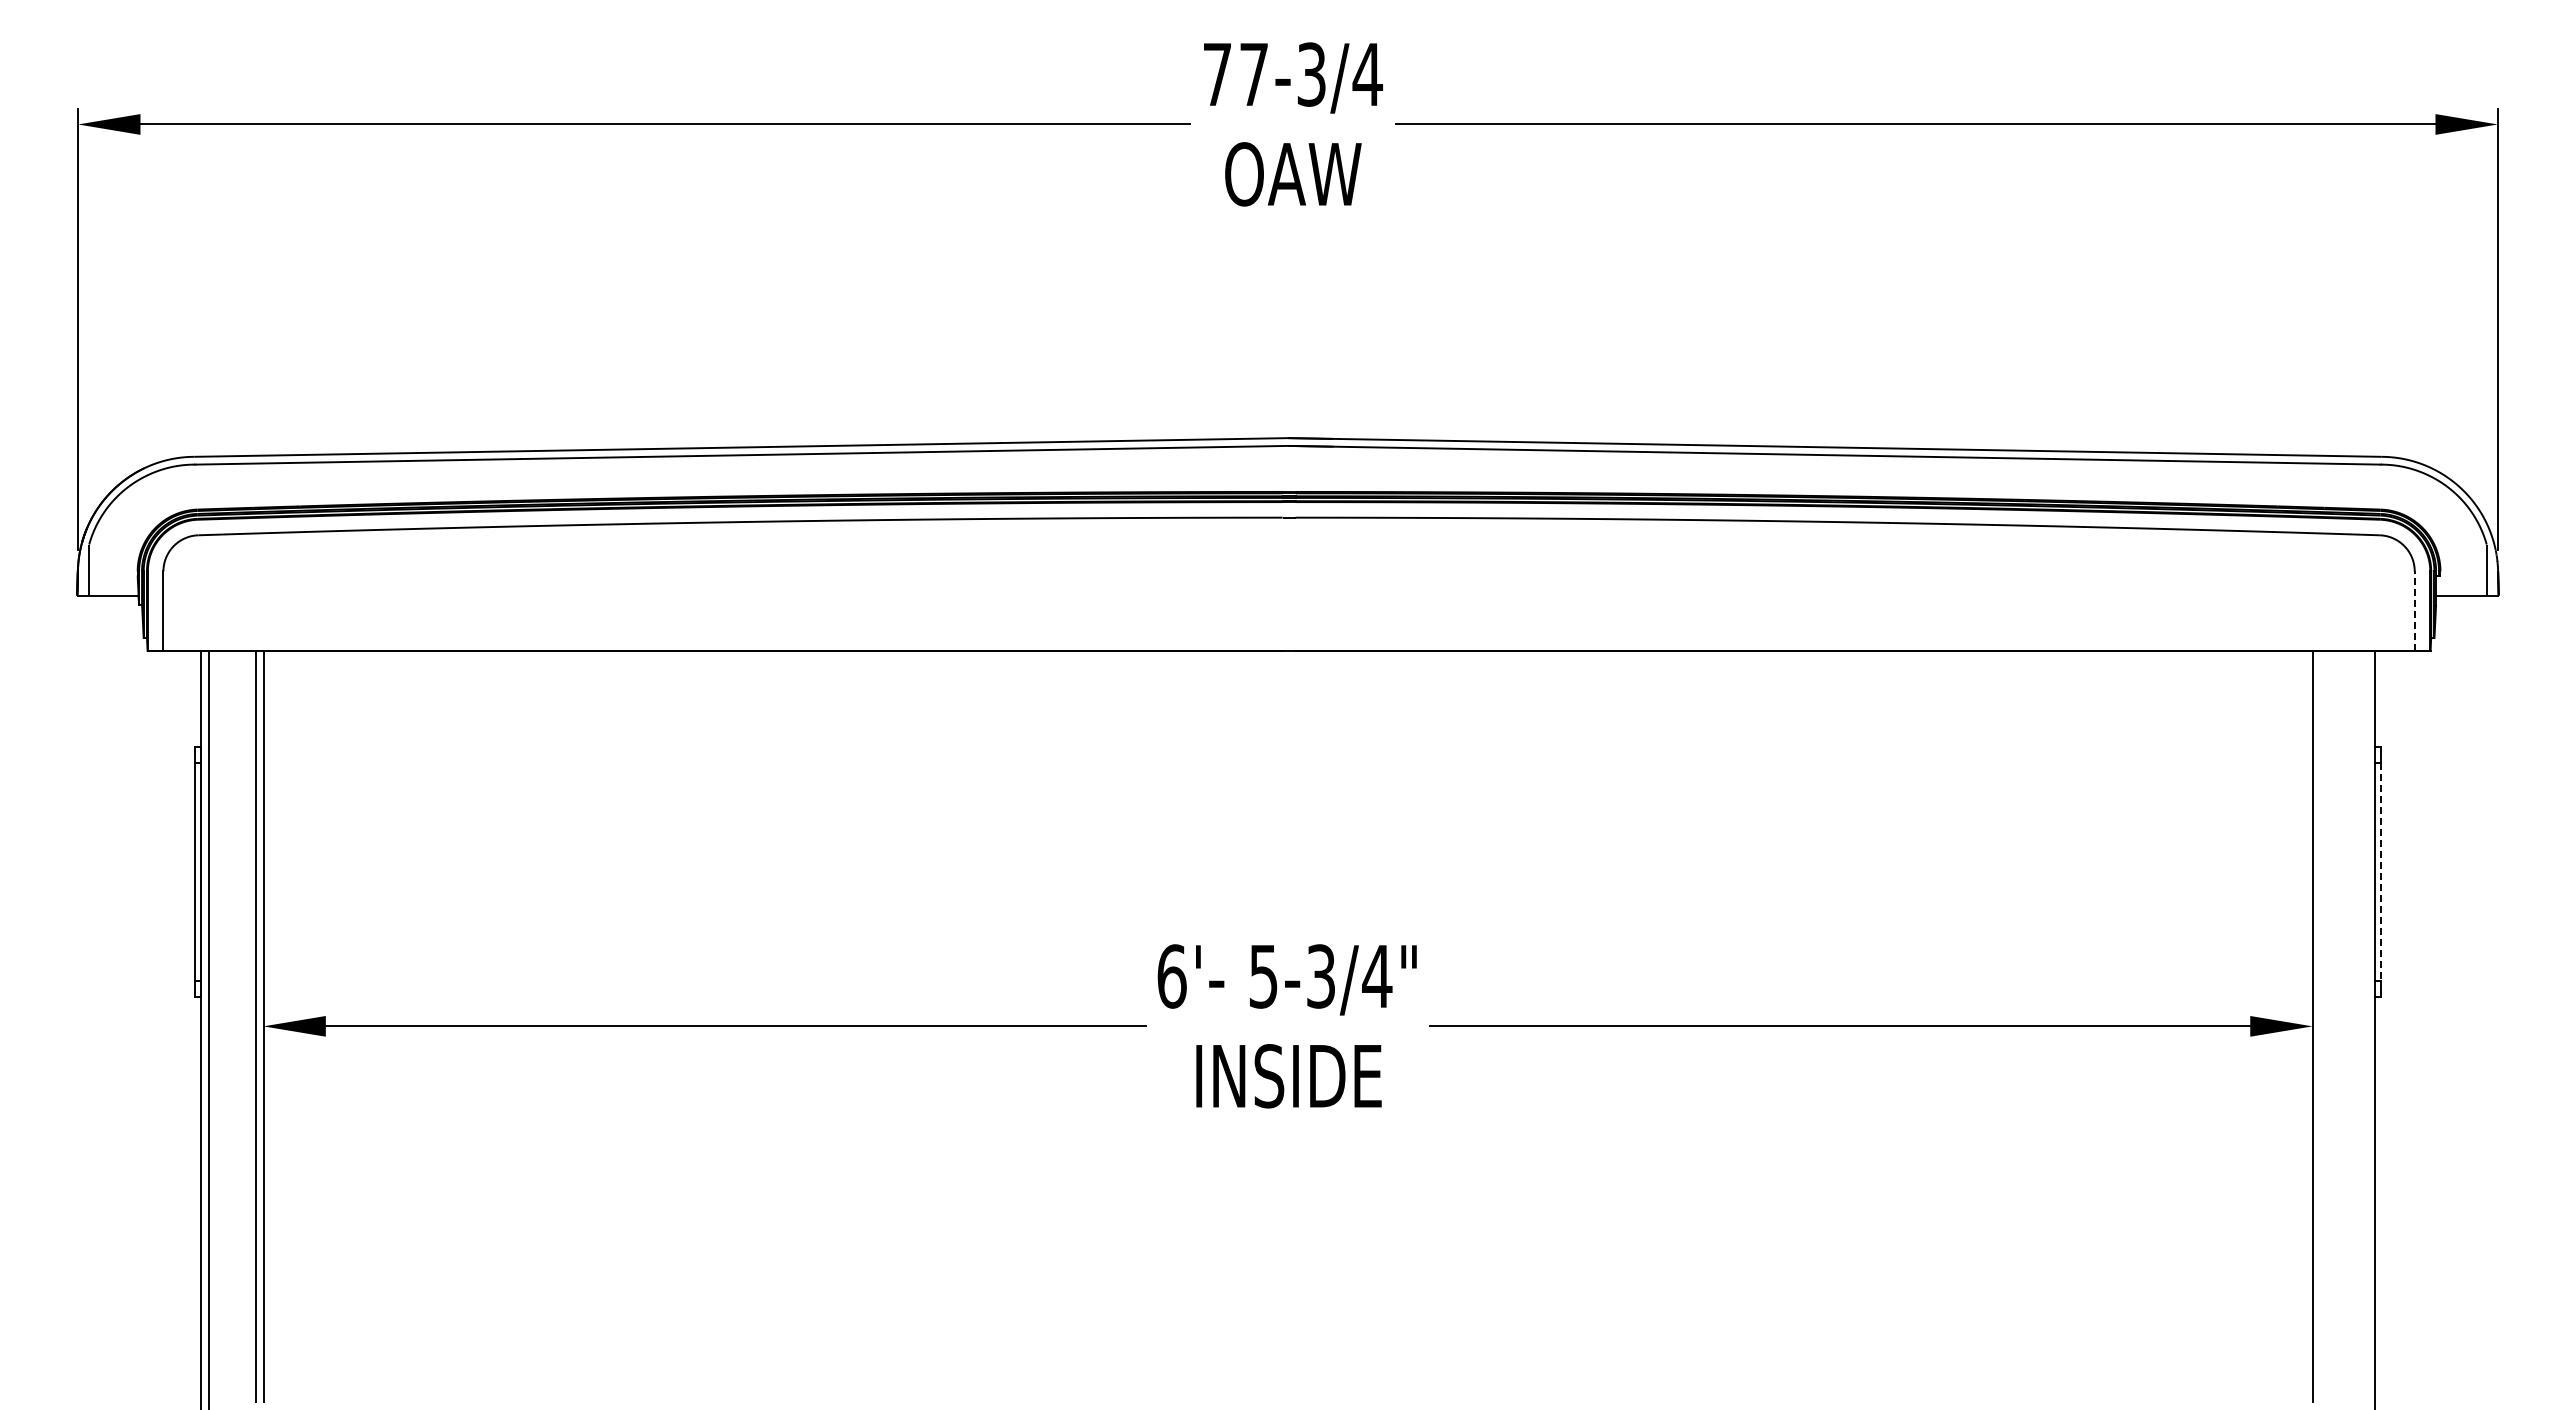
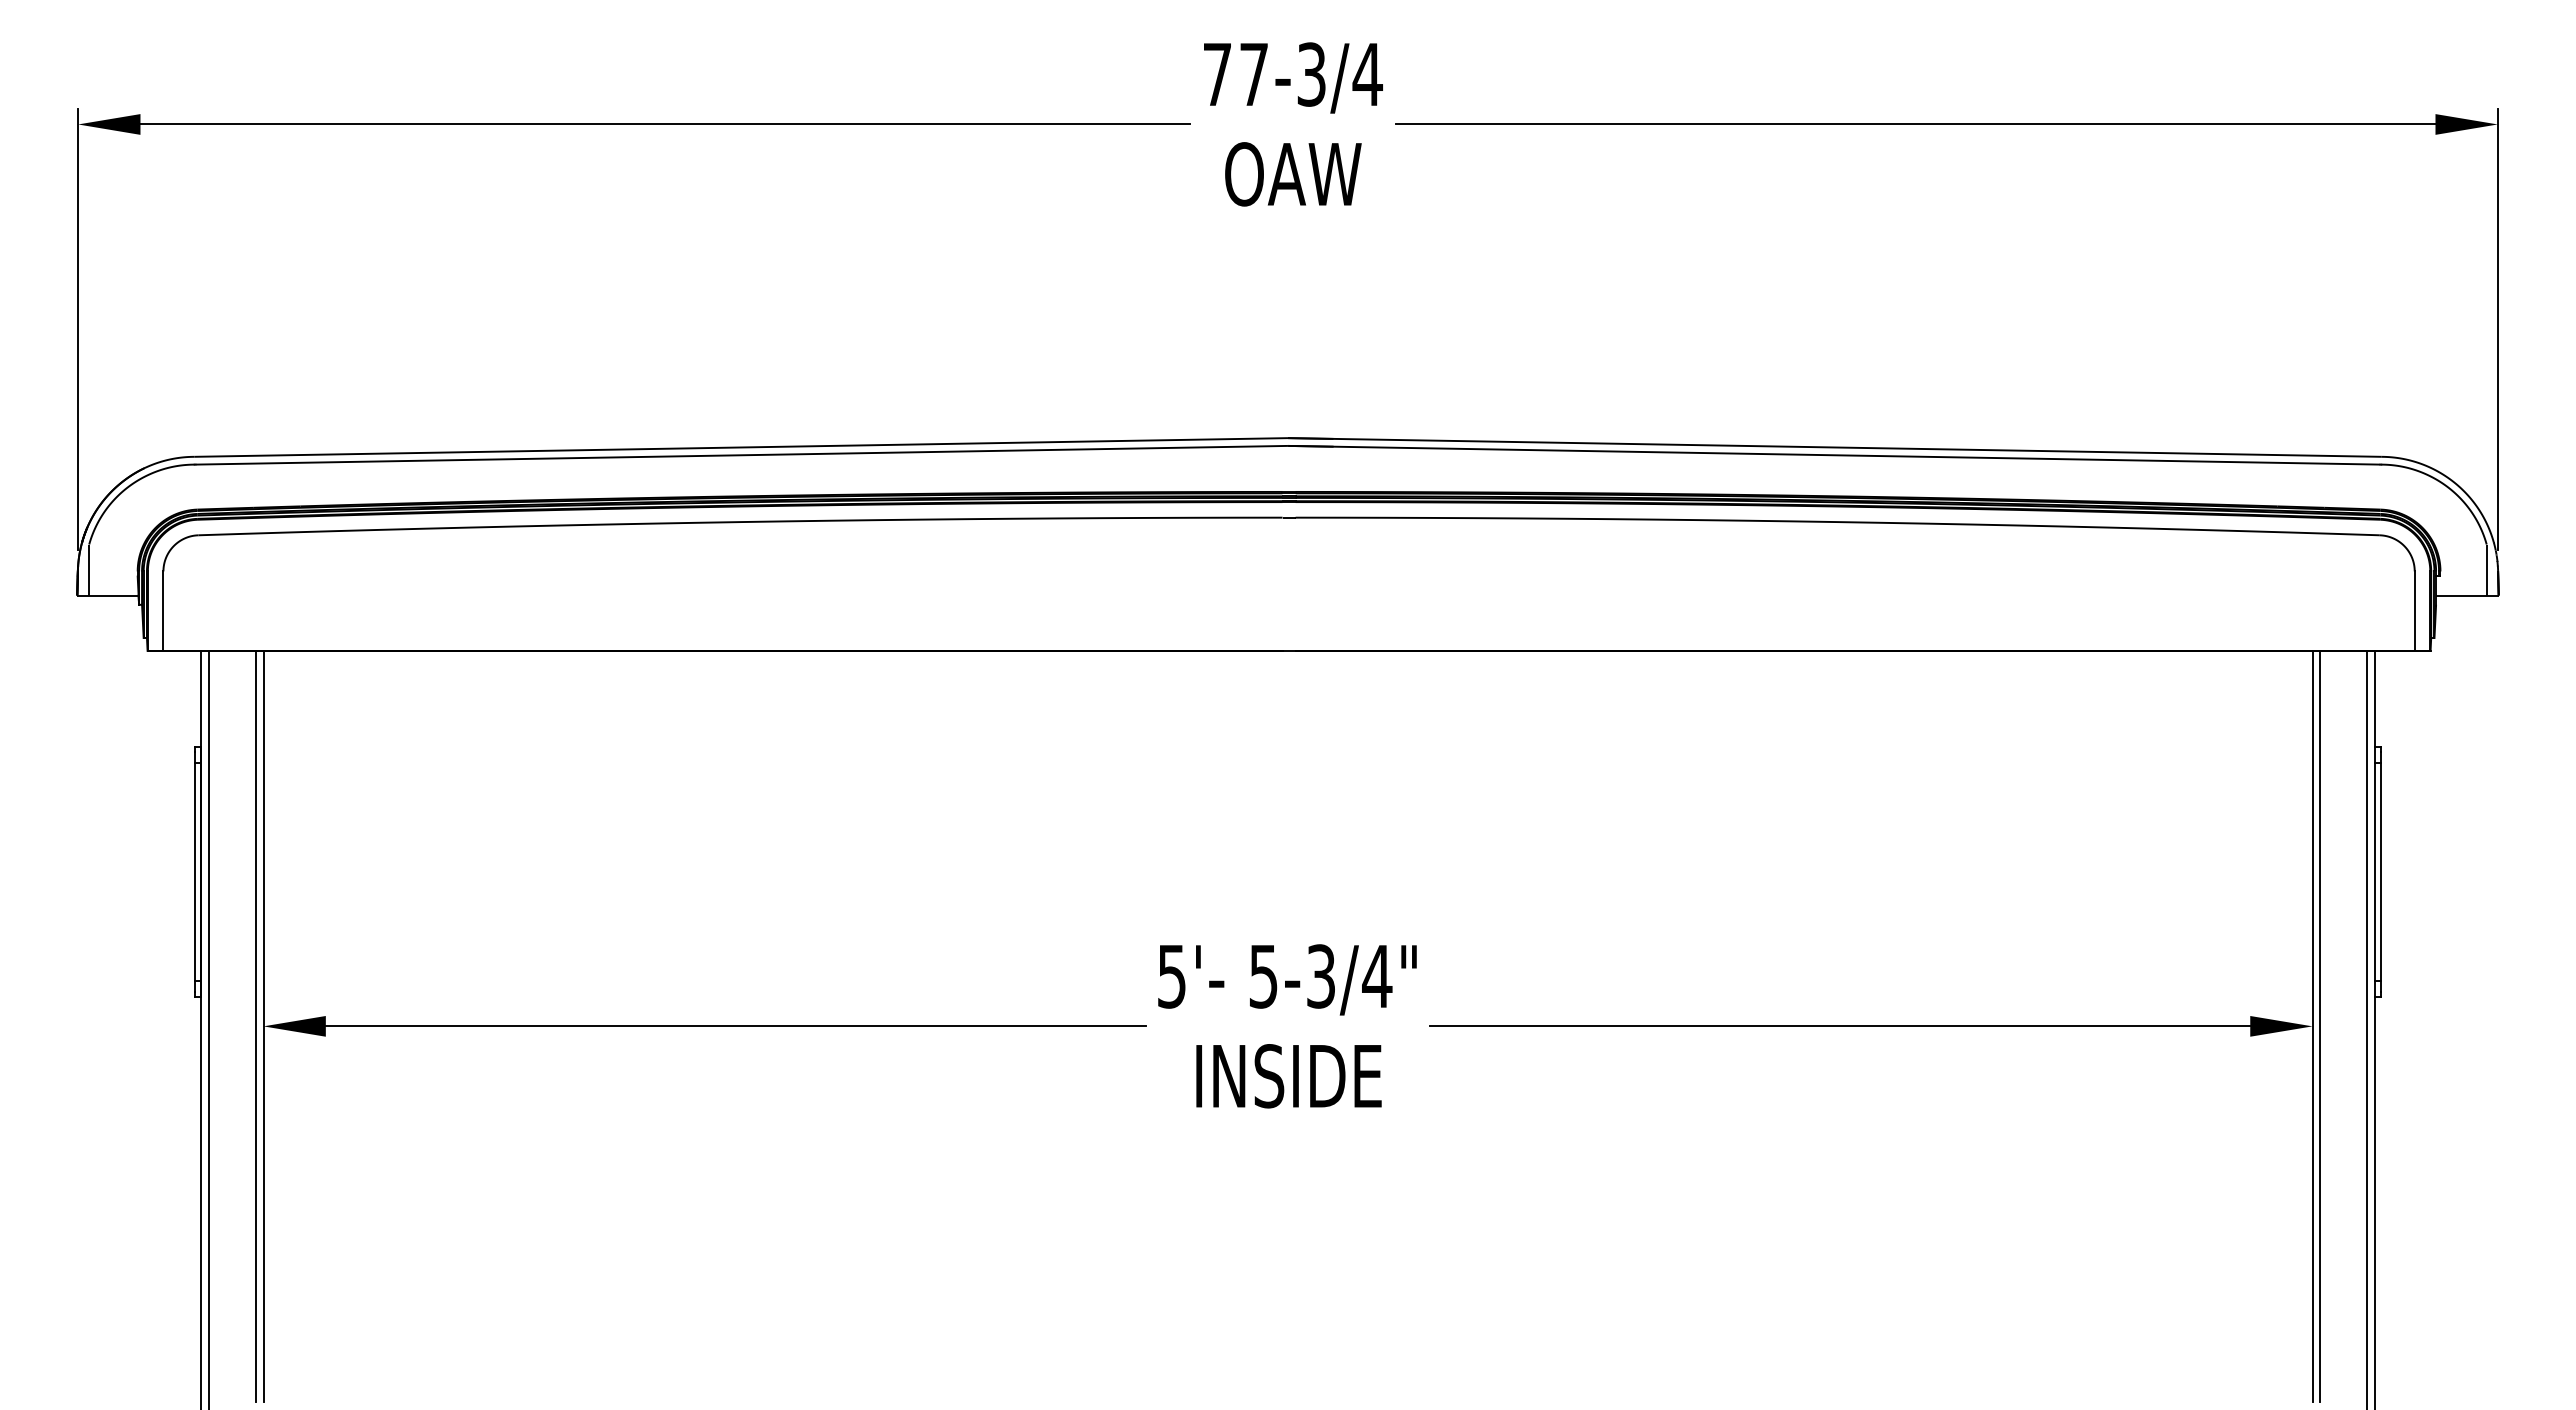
line: dashed -> solid (2414, 611)
line: dashed -> solid (2380, 872)
text: 6'- -> 5'- (1171, 976)
line: none -> present (2320, 1025)
line: none -> present (2367, 1028)
